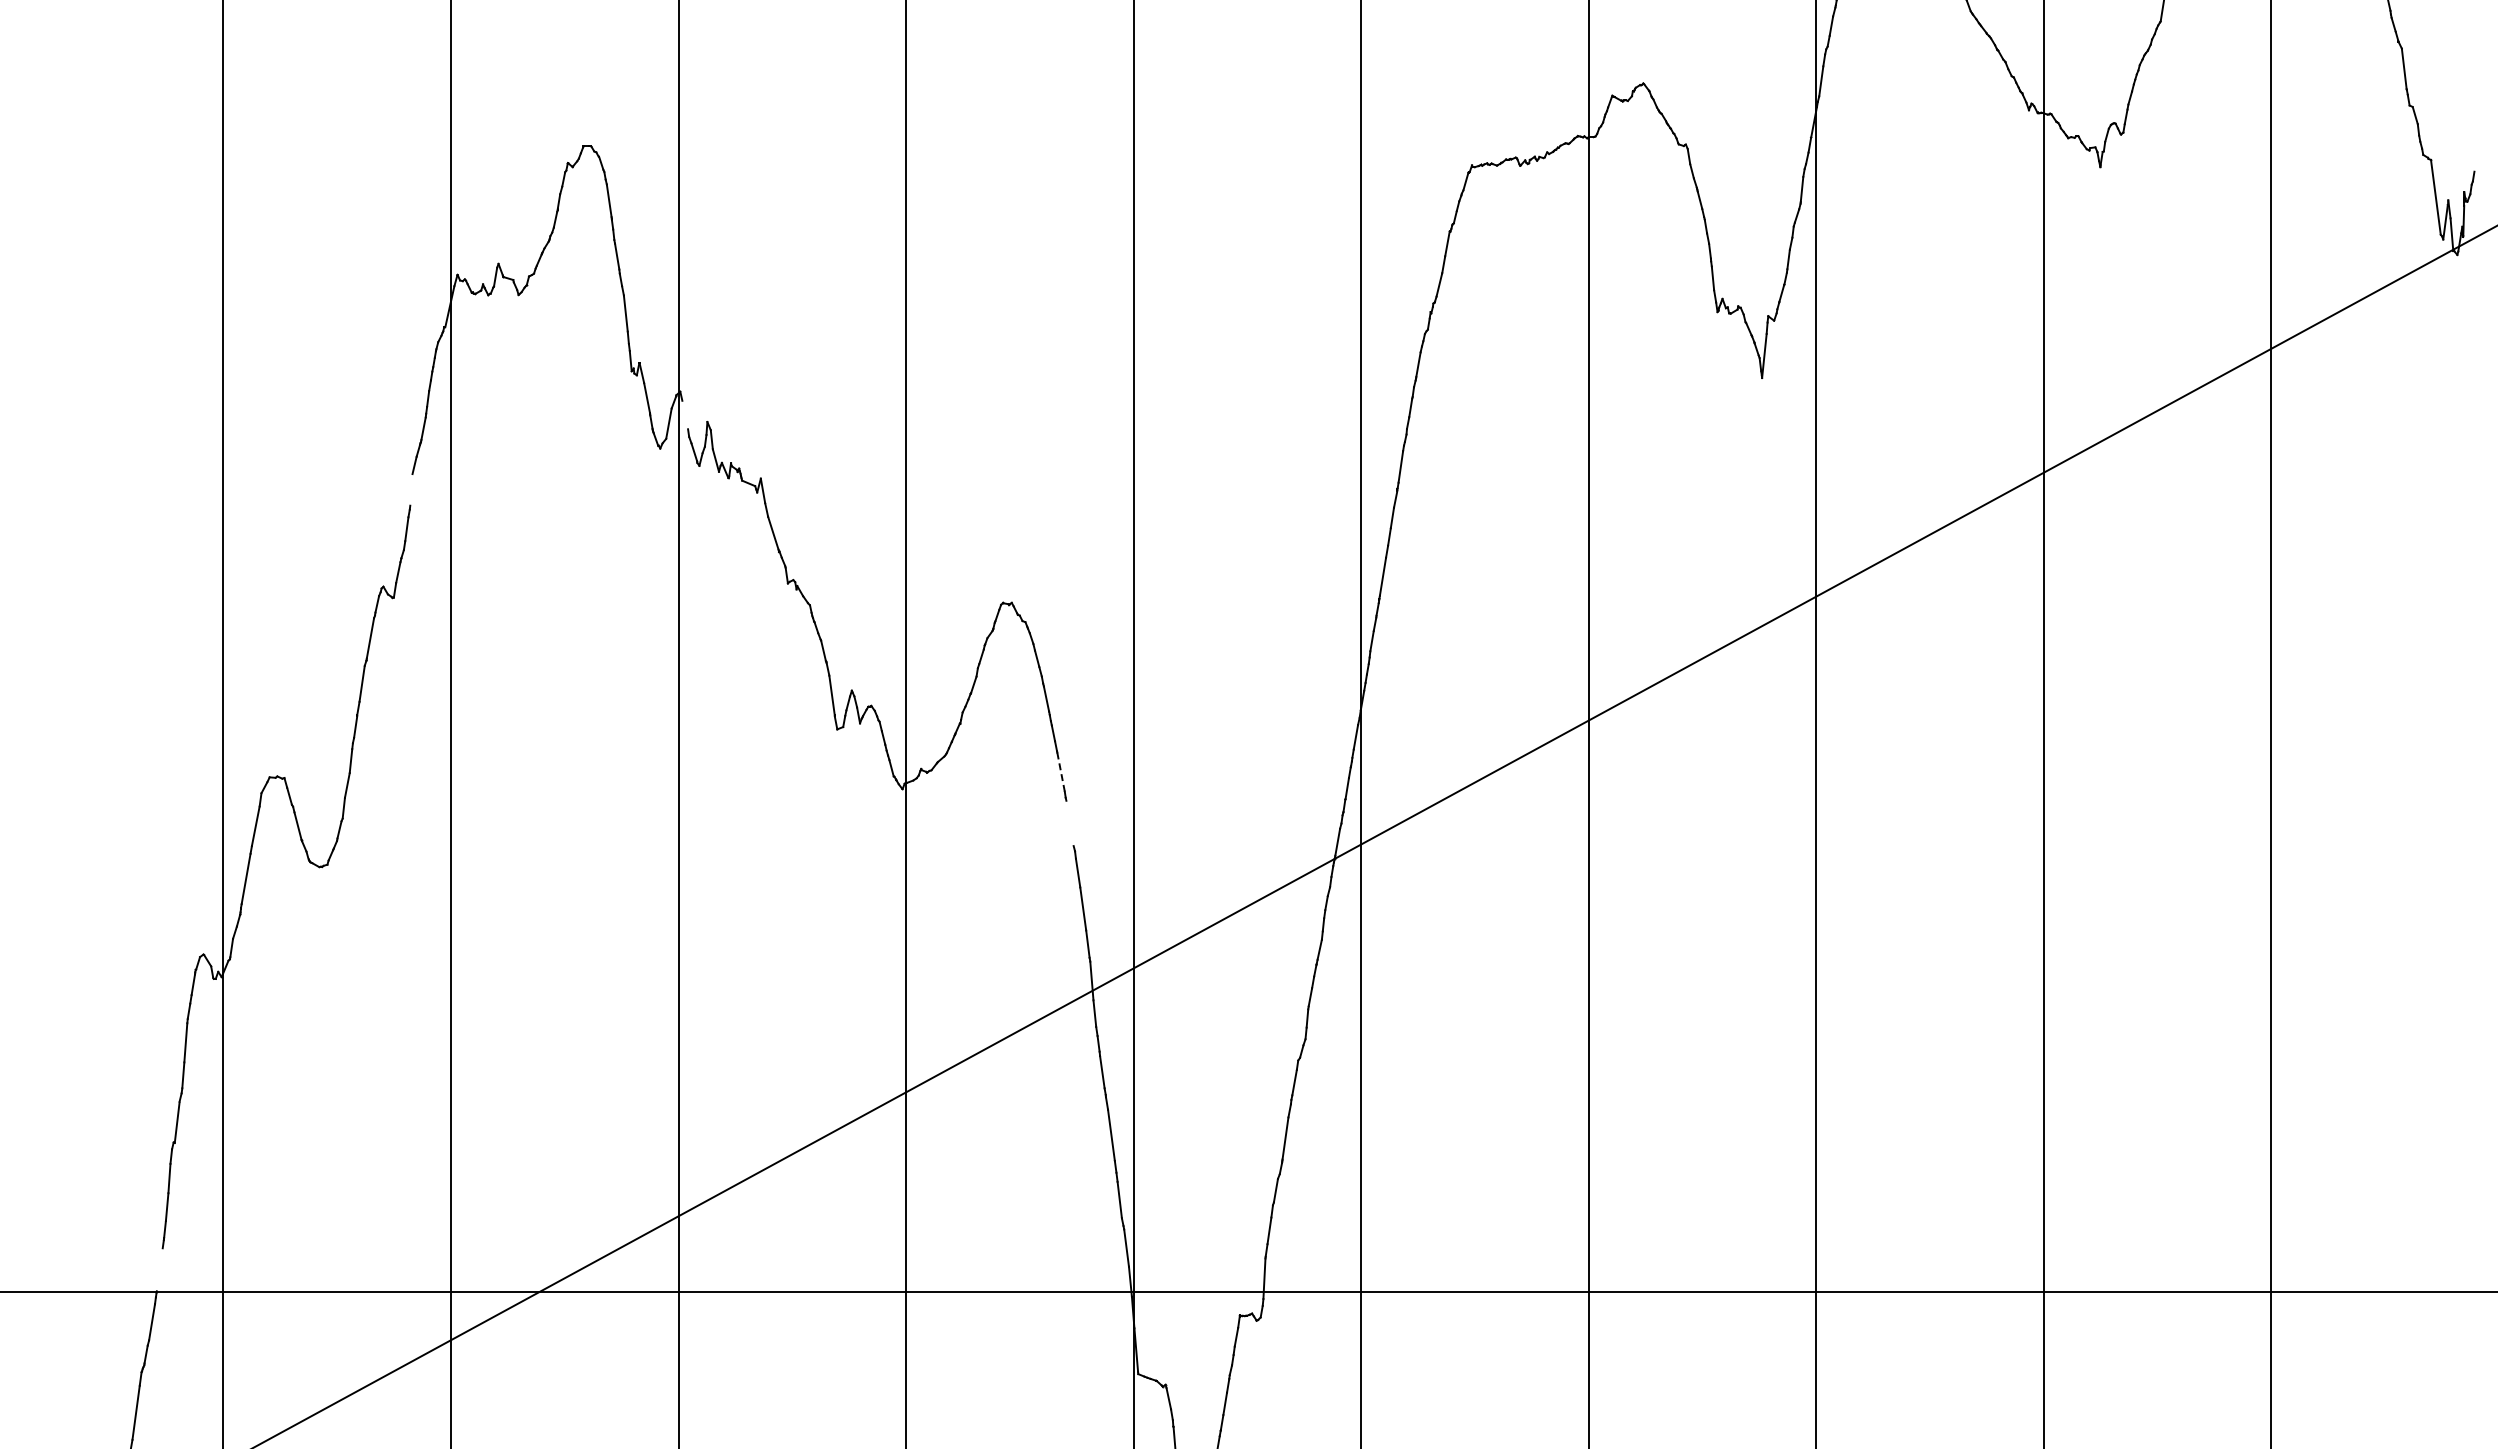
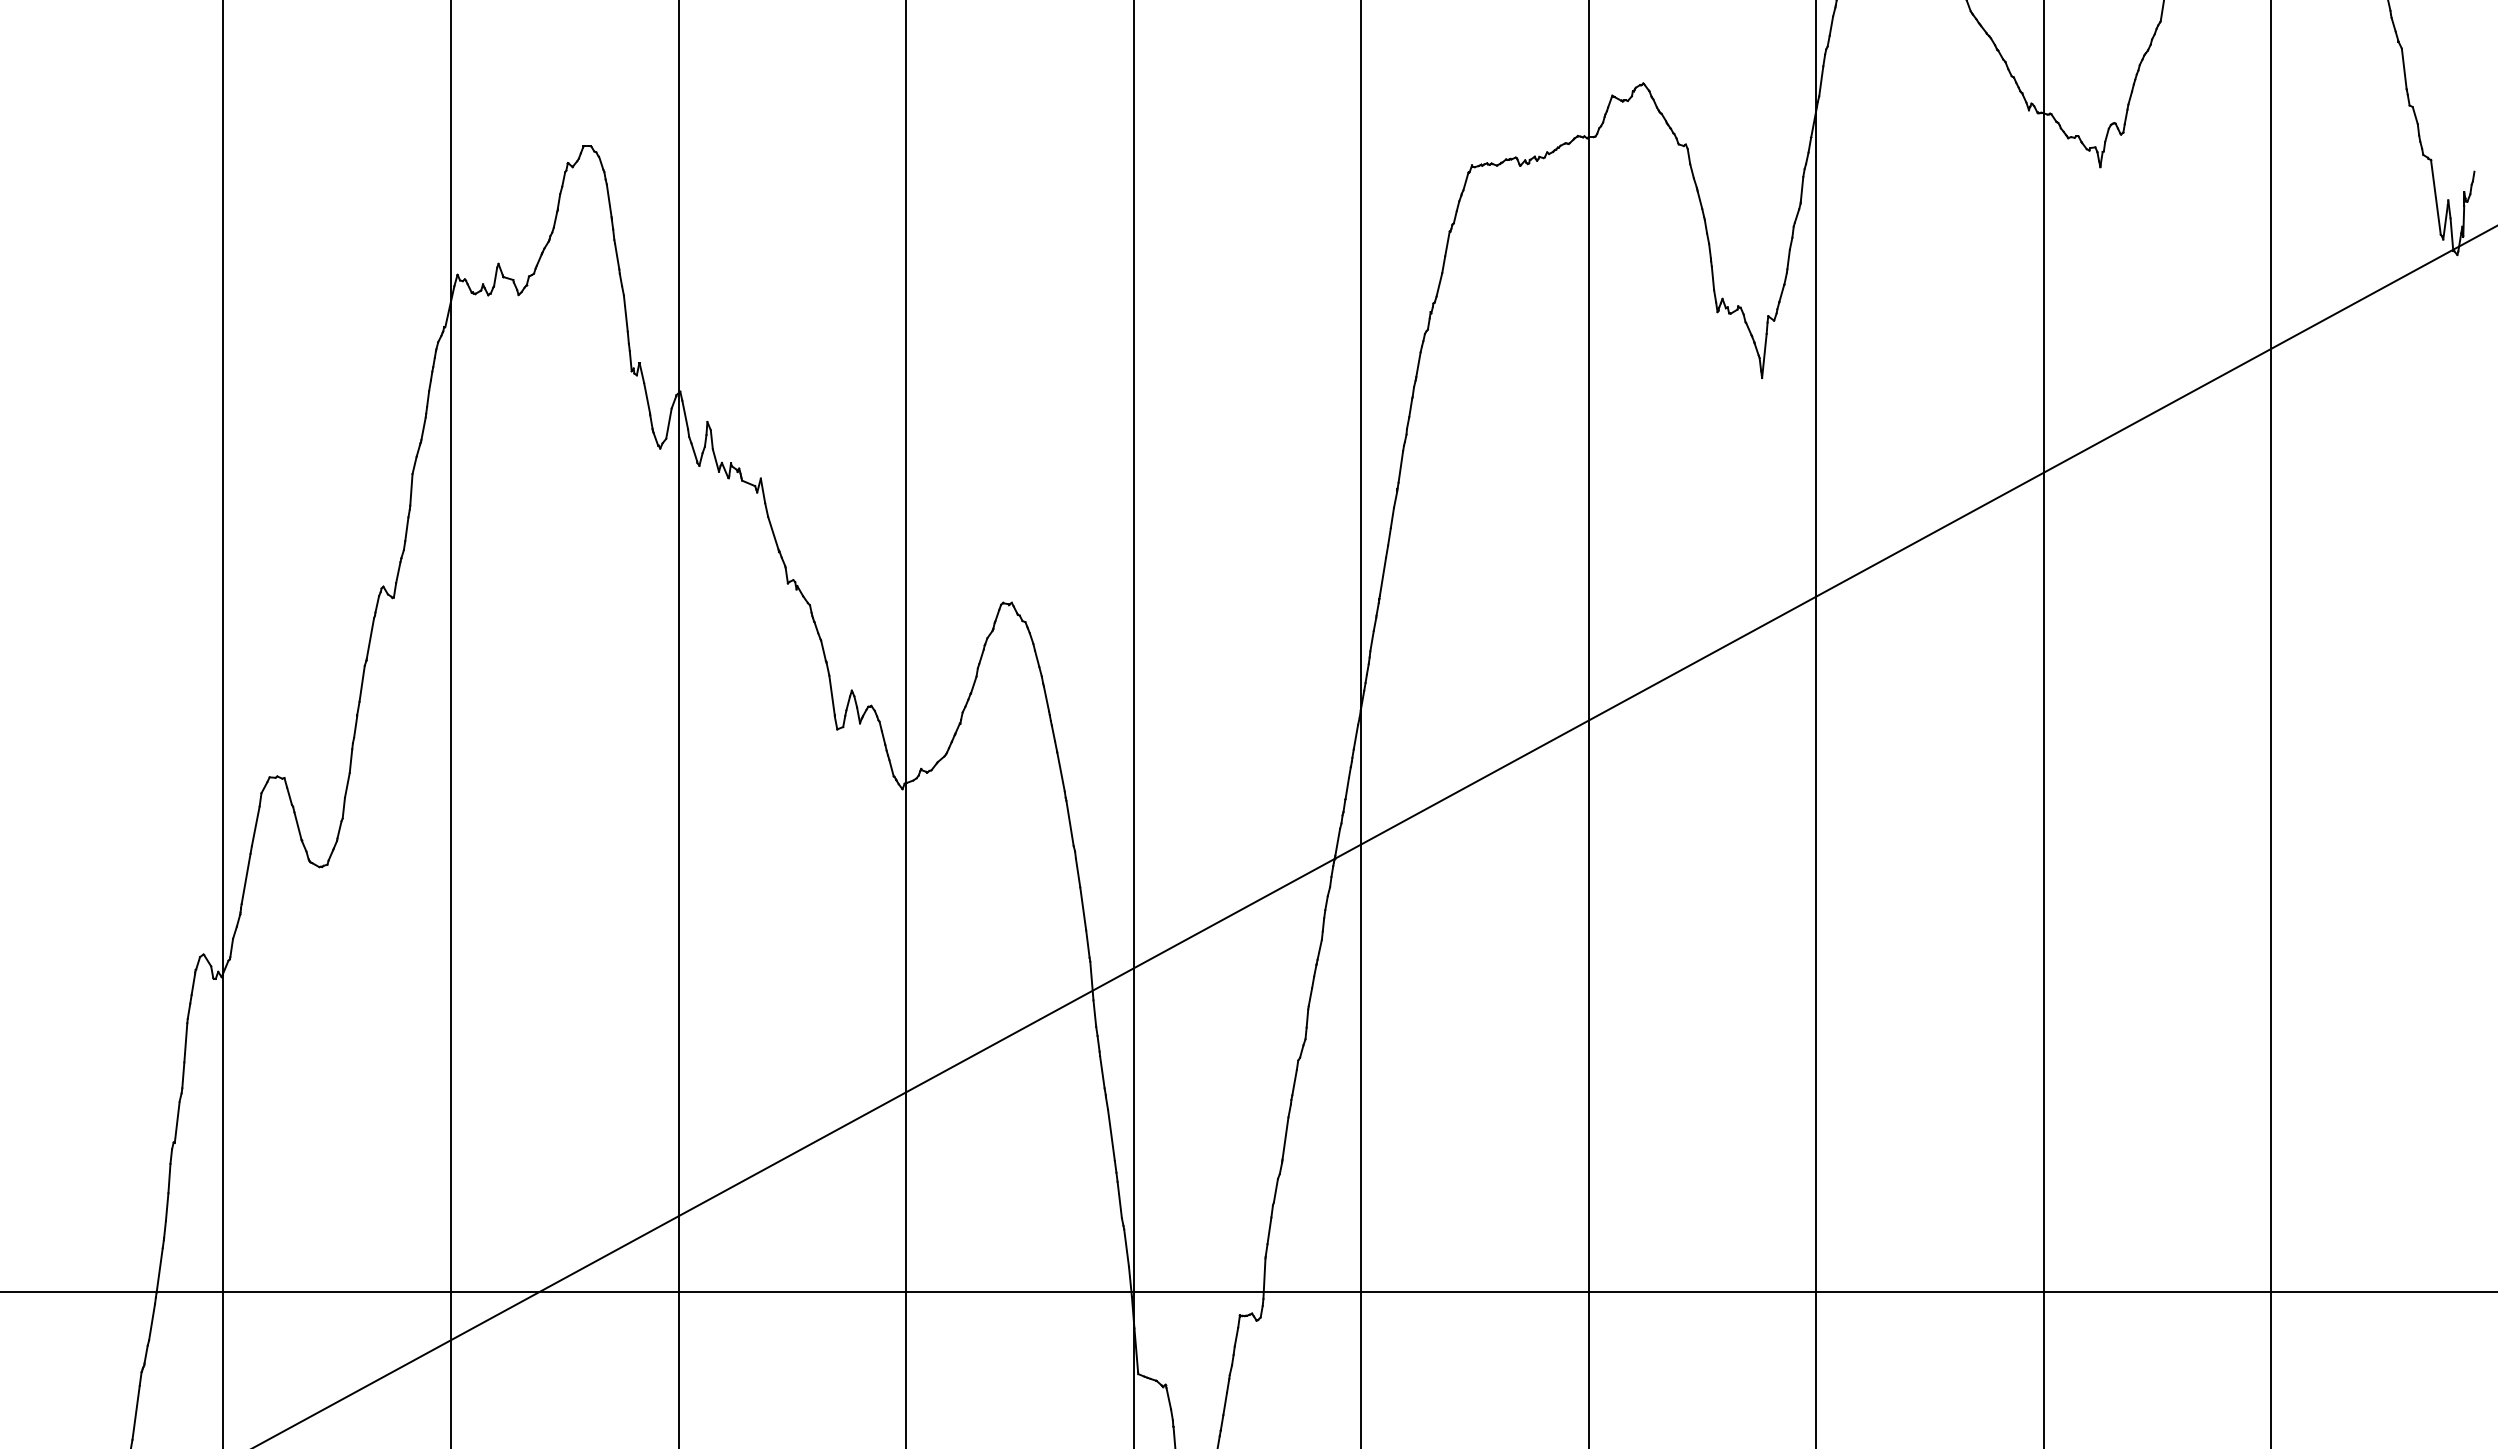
line: none -> present (685, 414)
line: none -> present (411, 489)
line: dashed -> solid (1061, 772)
line: none -> present (1069, 823)
line: none -> present (159, 1269)
